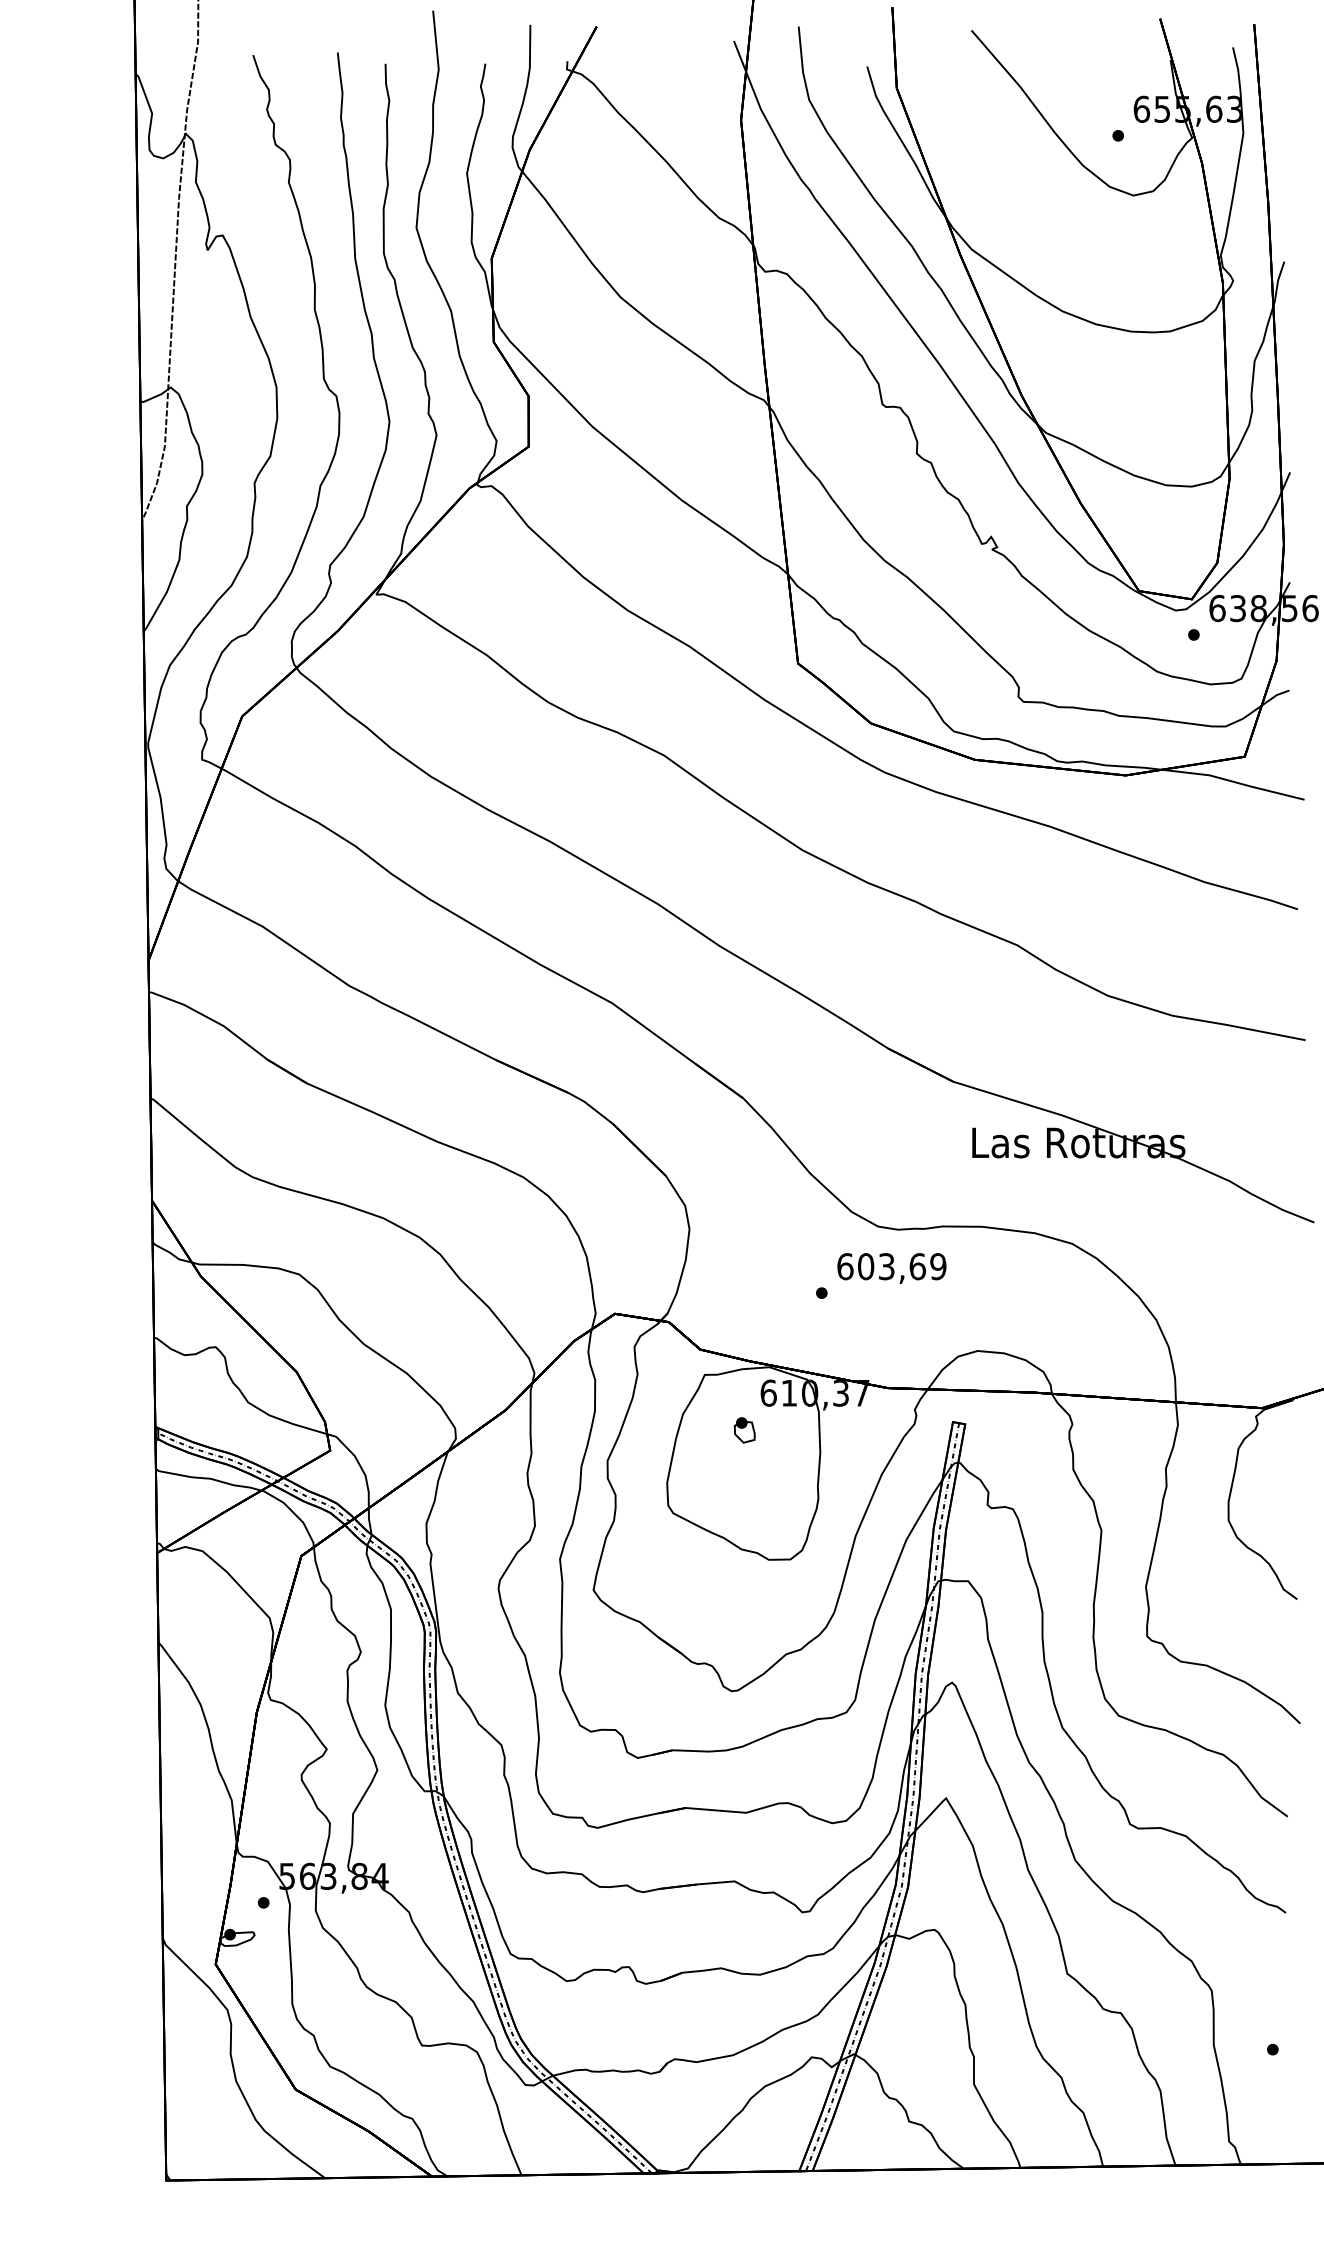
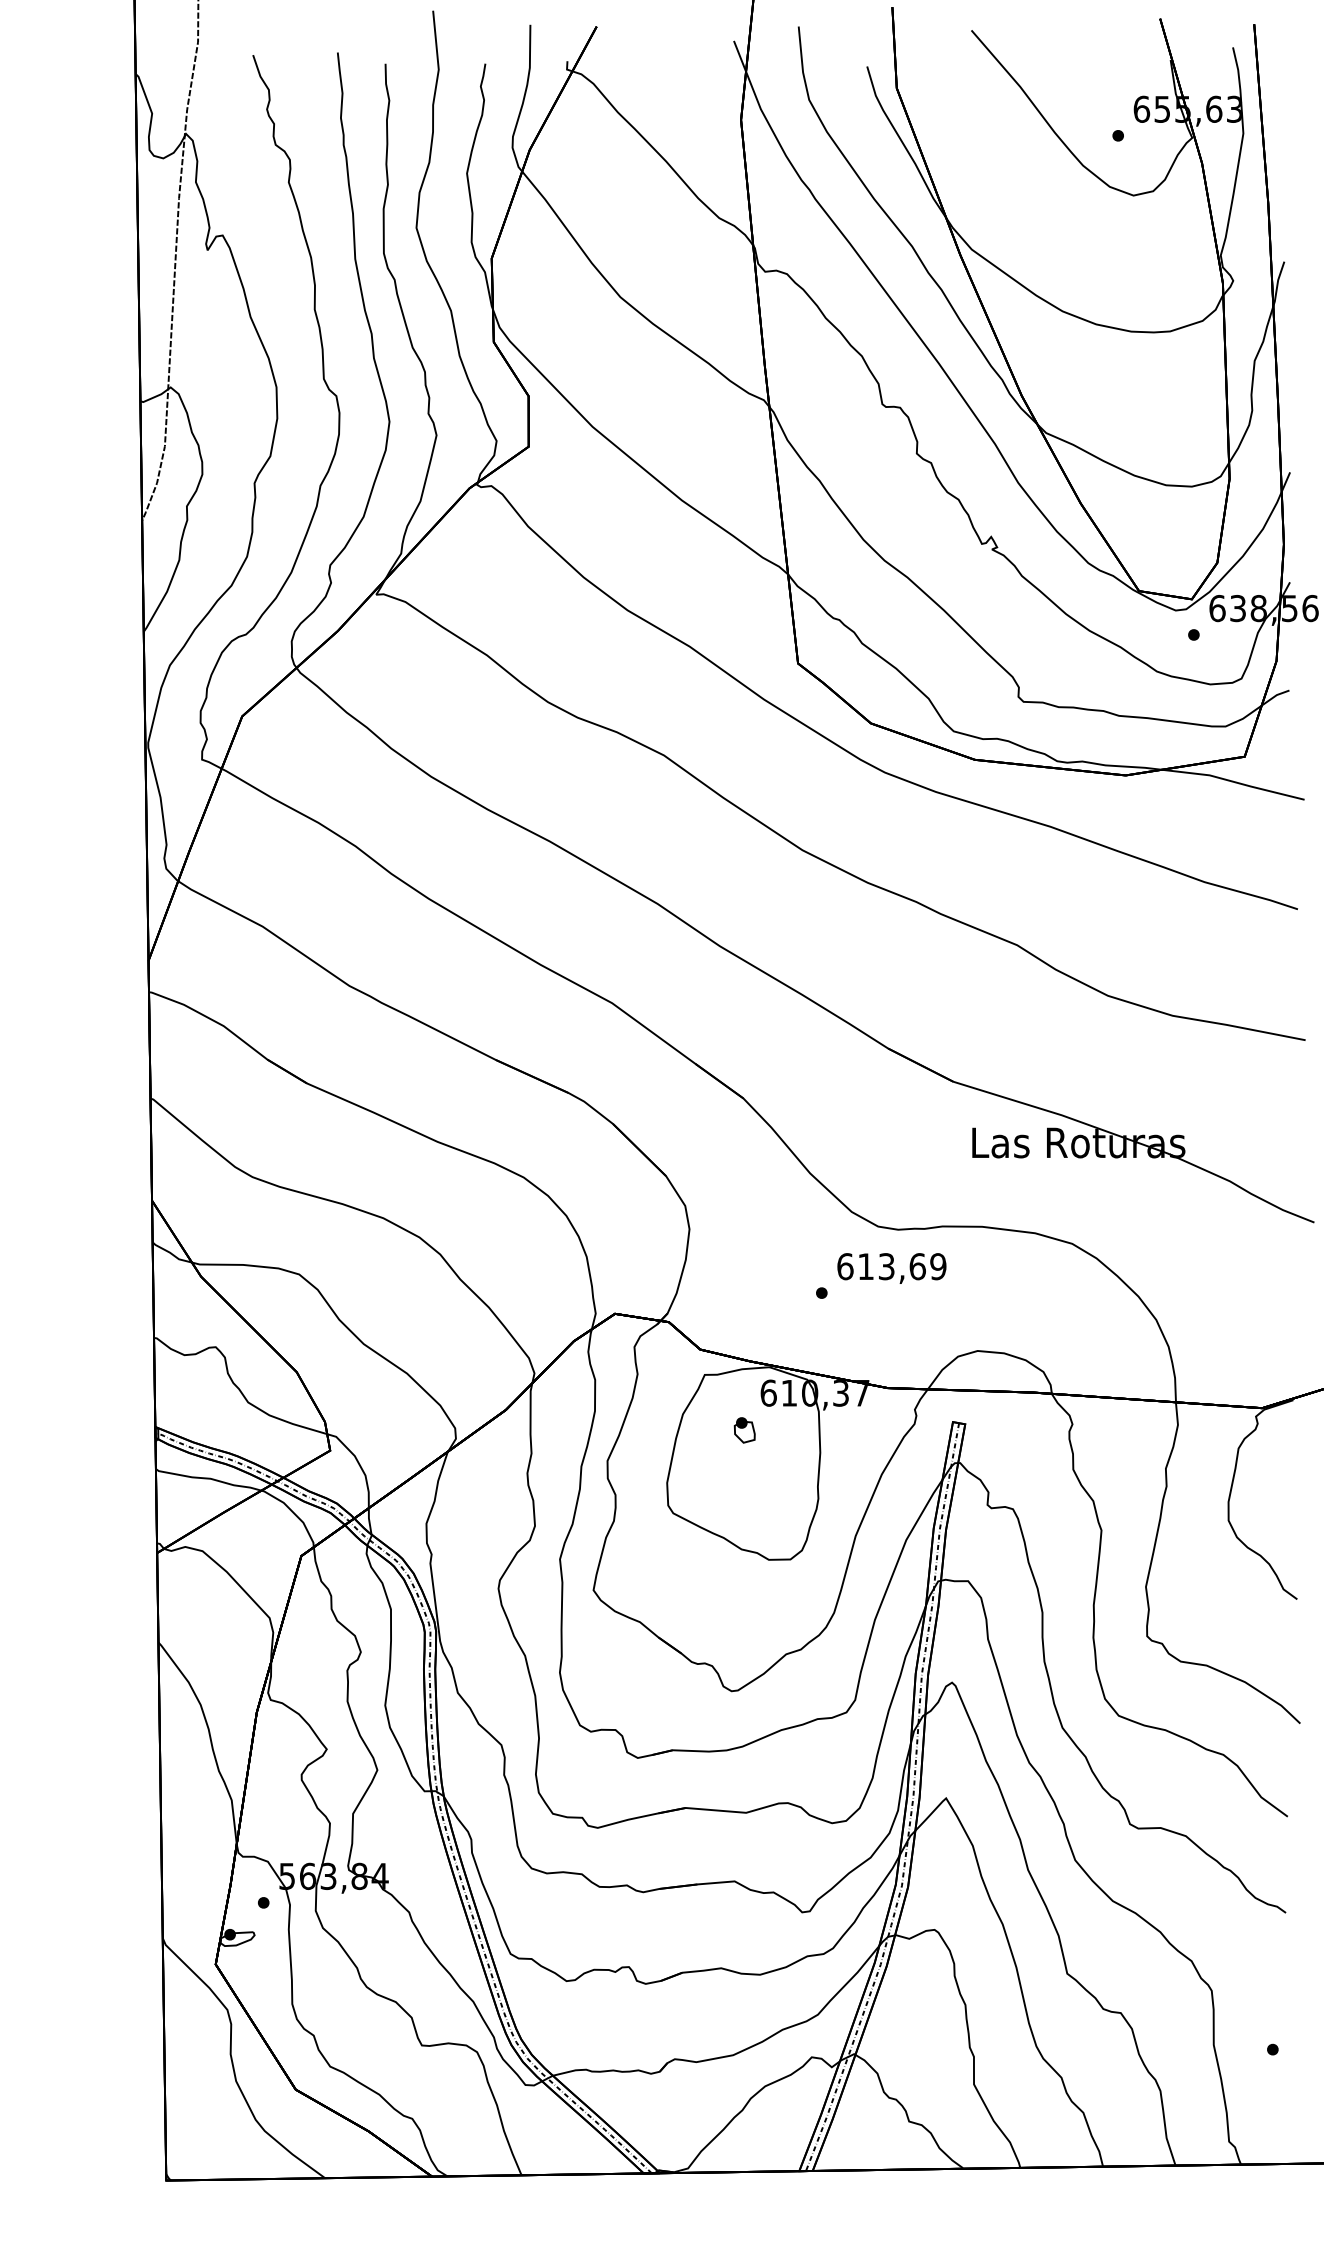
text: 603,69 -> 613,69 (866, 1266)
